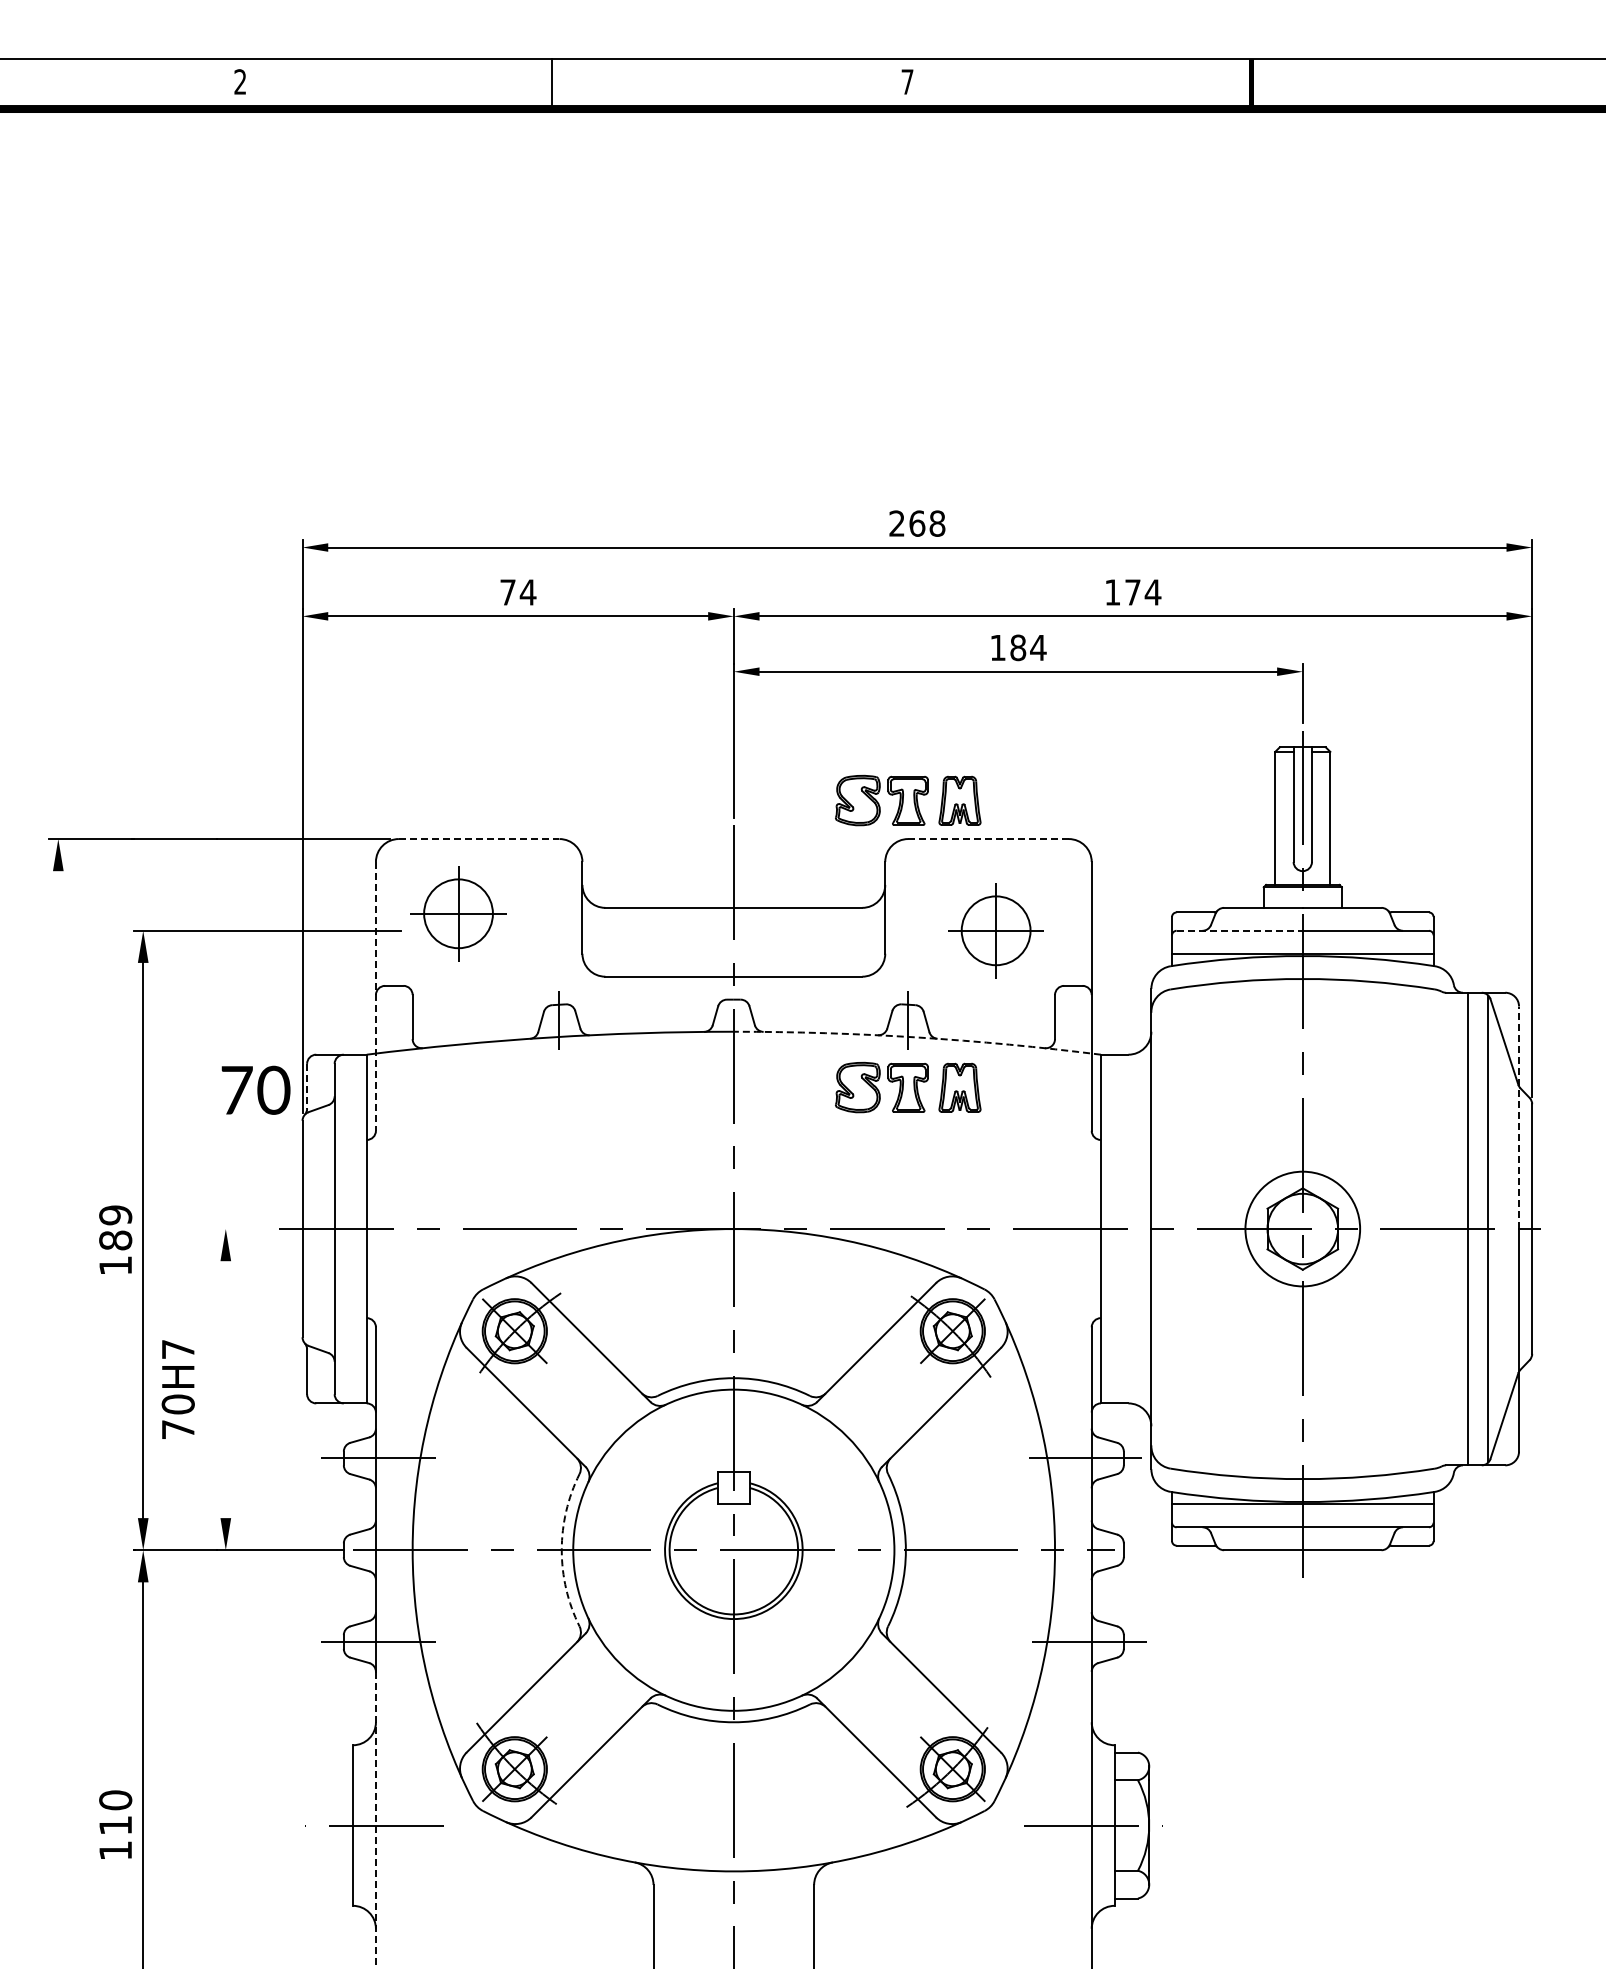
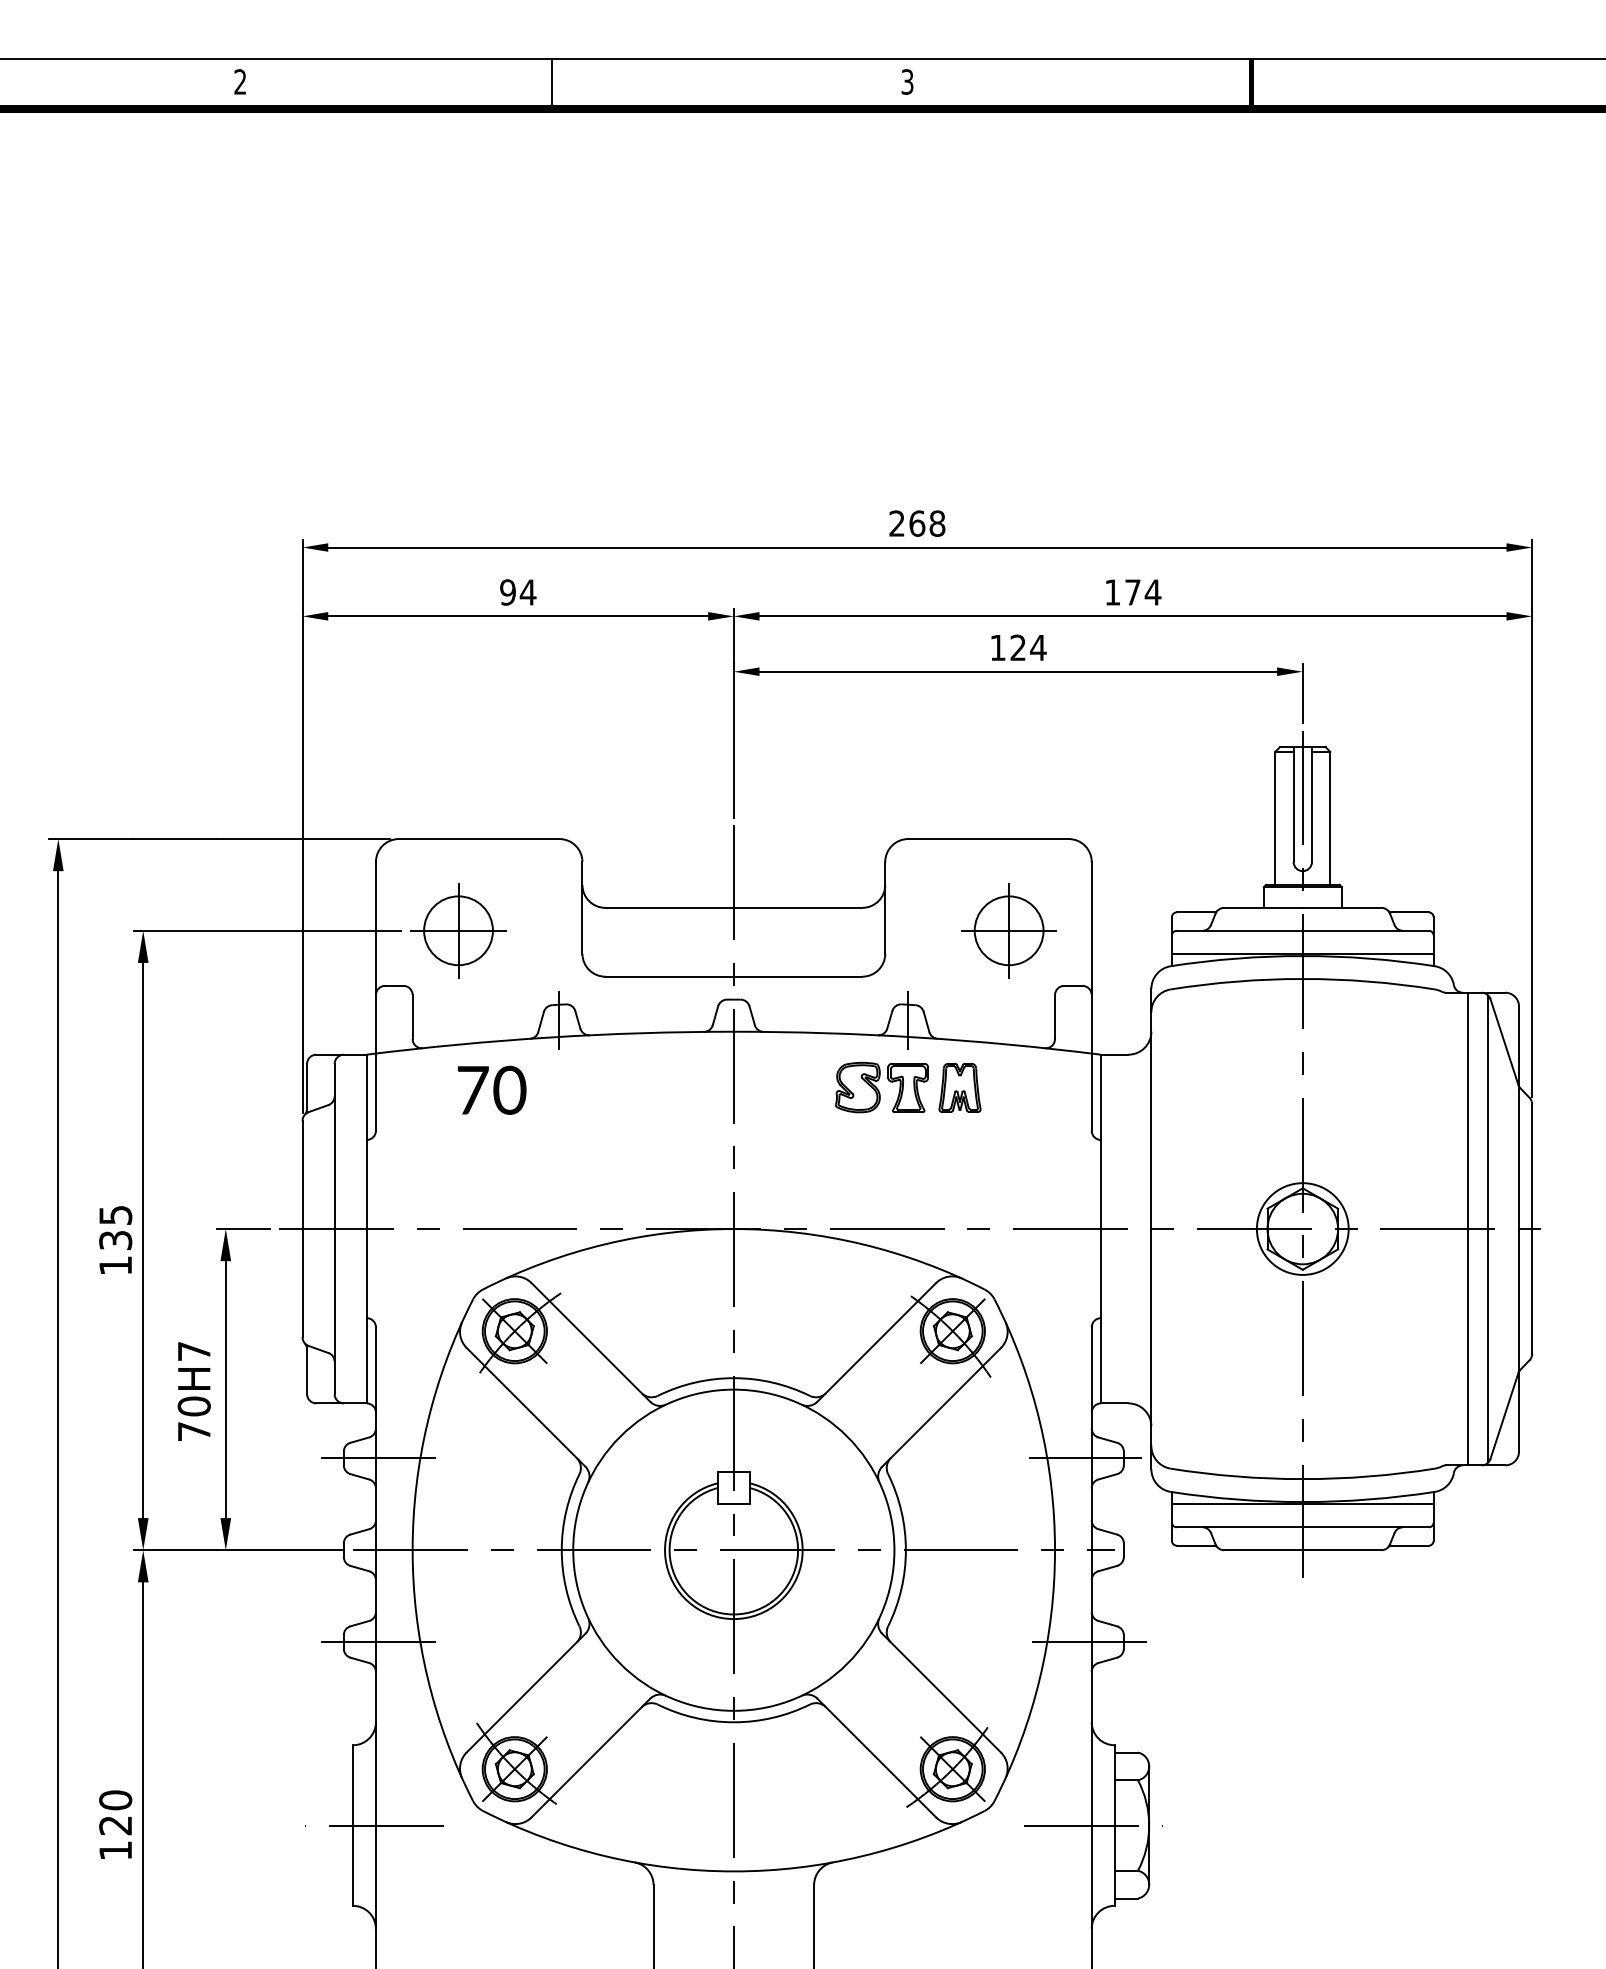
text: 7 -> 3 (907, 81)
text: 74 -> 94 (507, 592)
text: 184 -> 124 (1018, 647)
part: present -> none (908, 800)
line: dashed -> solid (479, 839)
line: dashed -> solid (987, 839)
part position: (458, 913) -> (458, 930) (458, 930)
part position: (995, 930) -> (1008, 930) (1008, 930)
line: dashed -> solid (1240, 930)
line: dashed -> solid (375, 996)
arc: dashed -> solid (917, 1037)
line: dashed -> solid (307, 1086)
text position: (255, 1089) -> (491, 1089) (491, 1089)
line: dashed -> solid (1519, 1117)
text: 189 -> 135 (115, 1227)
circle diameter: 115 px -> 92 px (1302, 1228)
line: none -> present (243, 1229)
text position: (177, 1389) -> (193, 1391) (193, 1391)
line: none -> present (225, 1389)
line: none -> present (58, 1418)
arc: dashed -> solid (561, 1550)
line: dashed -> solid (375, 1820)
text: 110 -> 120 (115, 1825)
